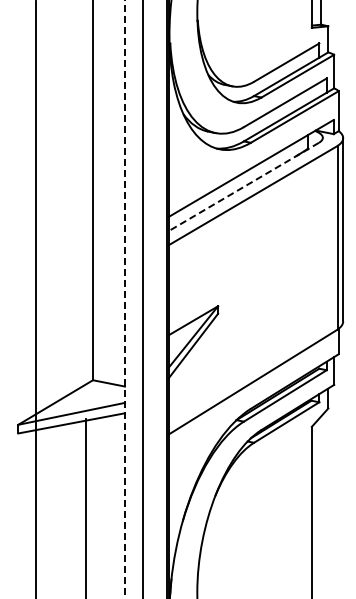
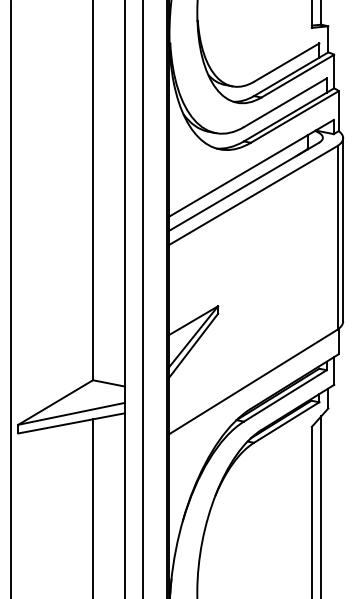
line: dashed -> solid (243, 187)
line position: (35, 298) -> (10, 298) (10, 298)
line: dashed -> solid (125, 299)
line: none -> present (321, 505)
line position: (86, 507) -> (93, 507) (93, 507)
